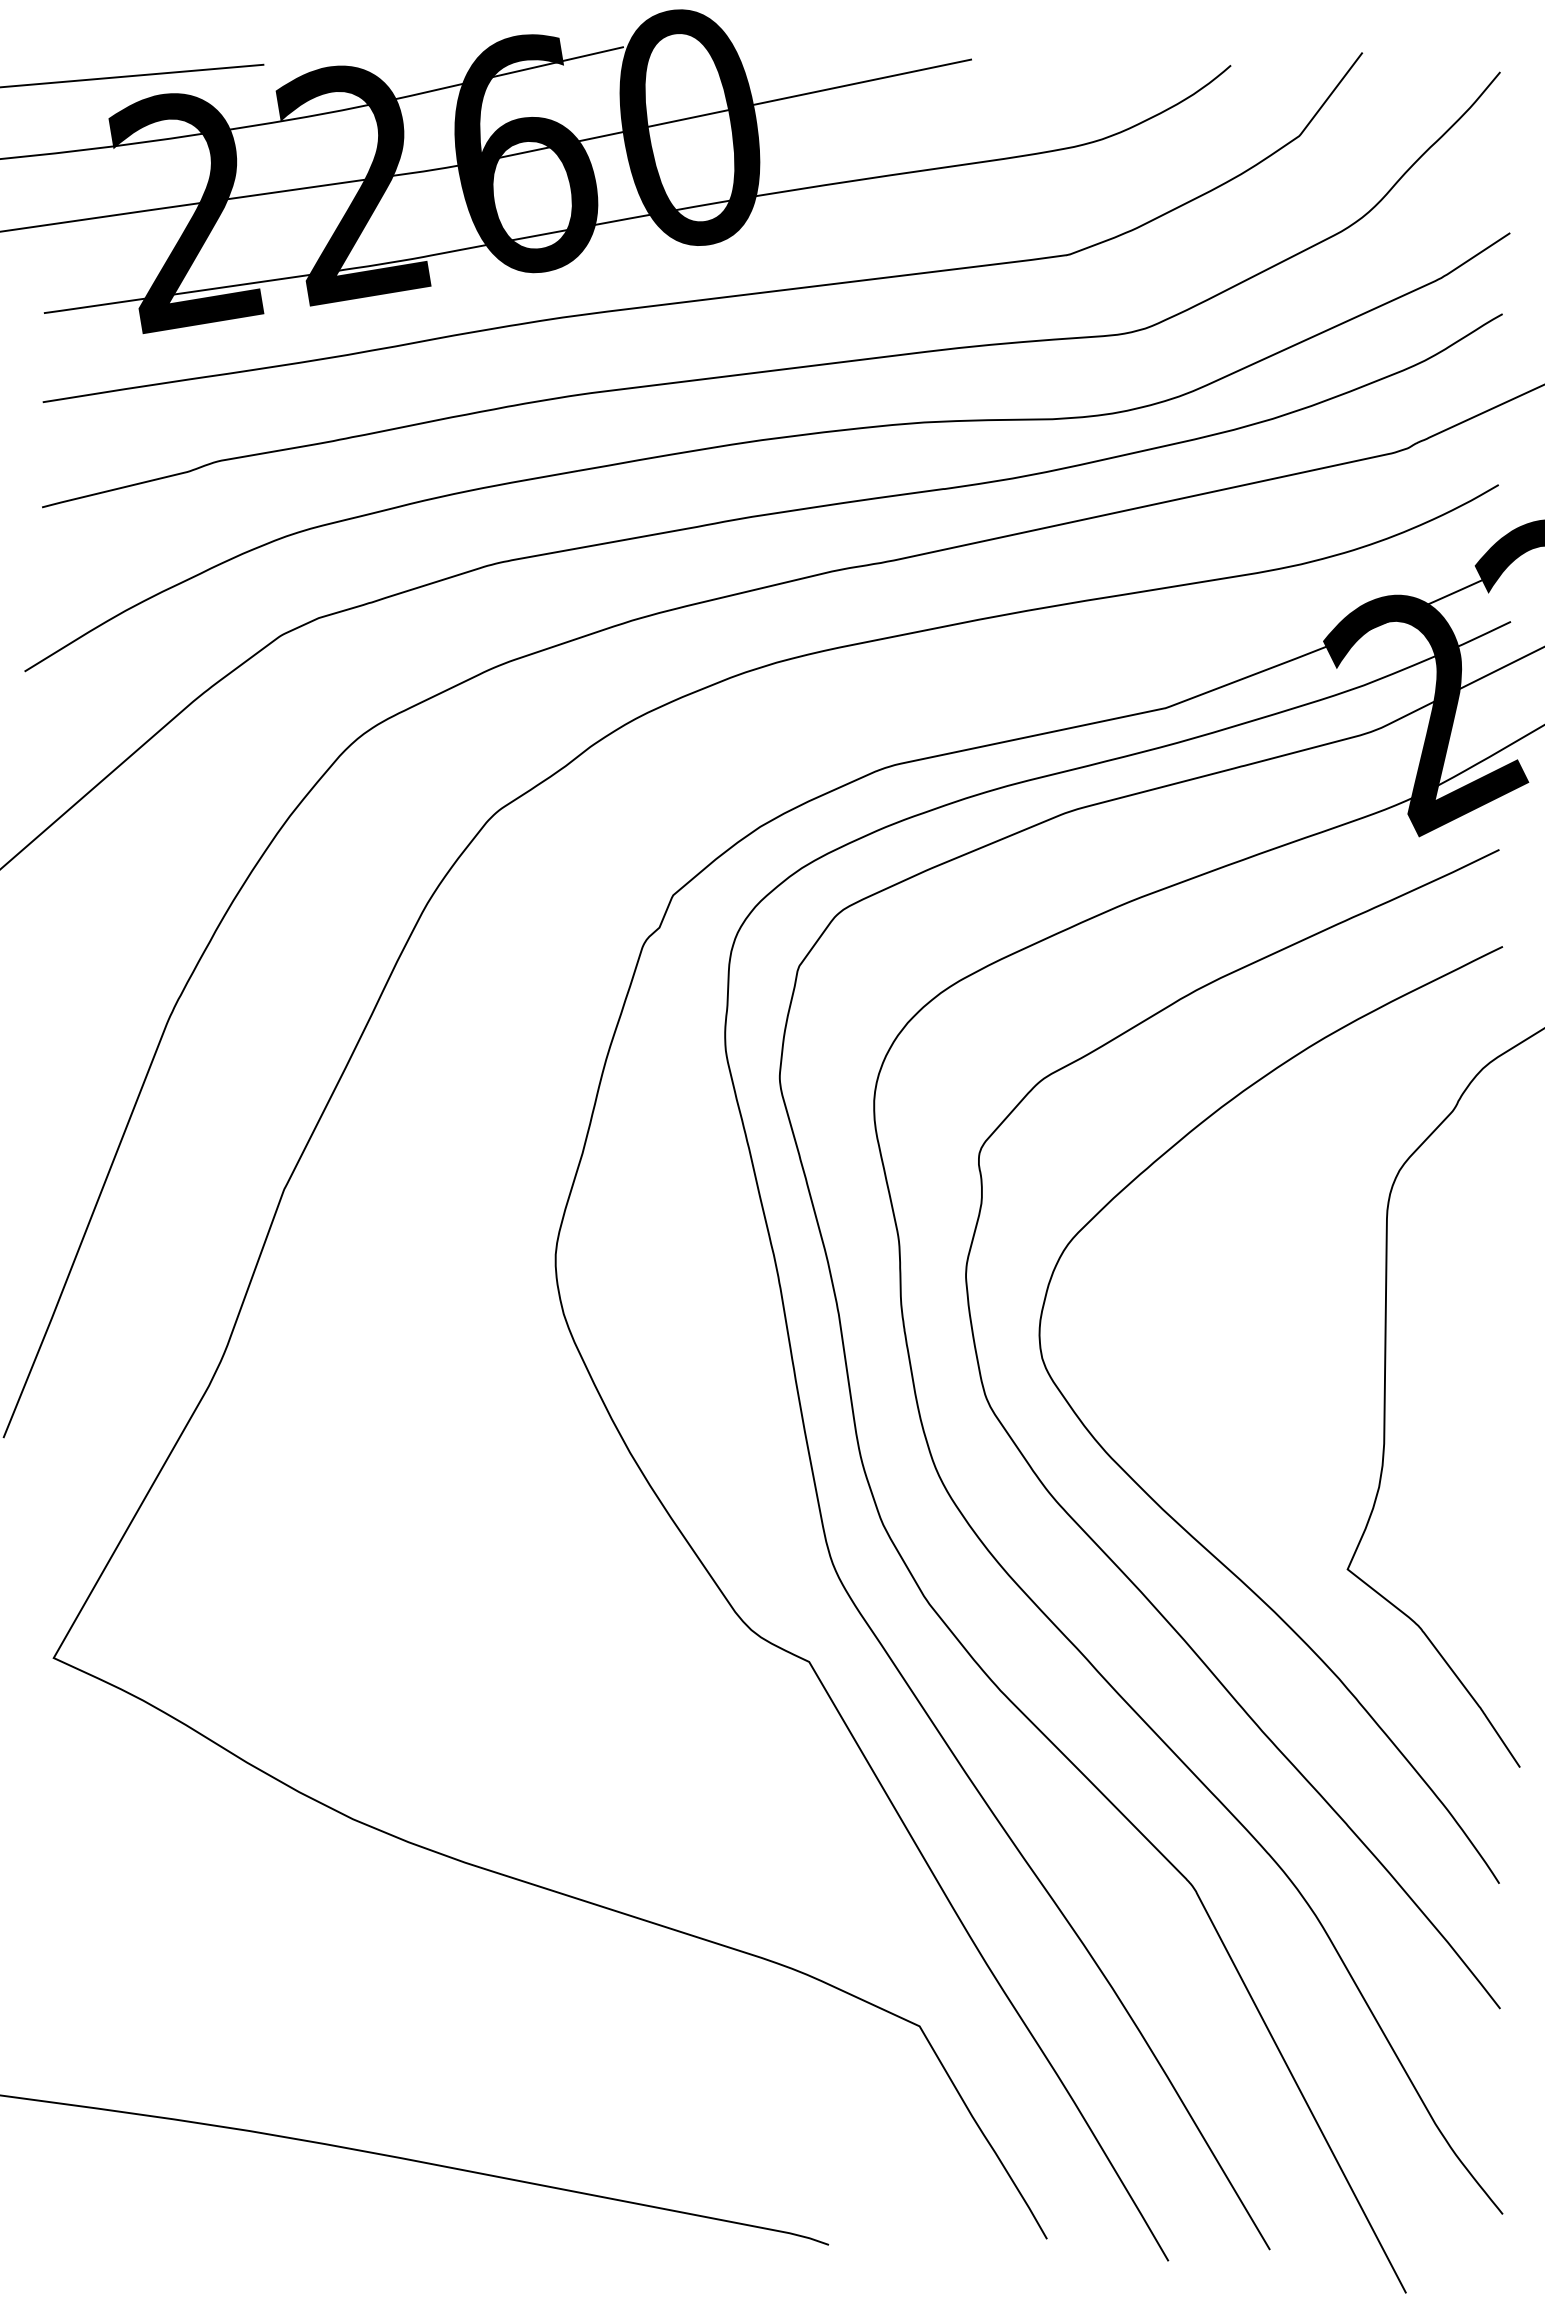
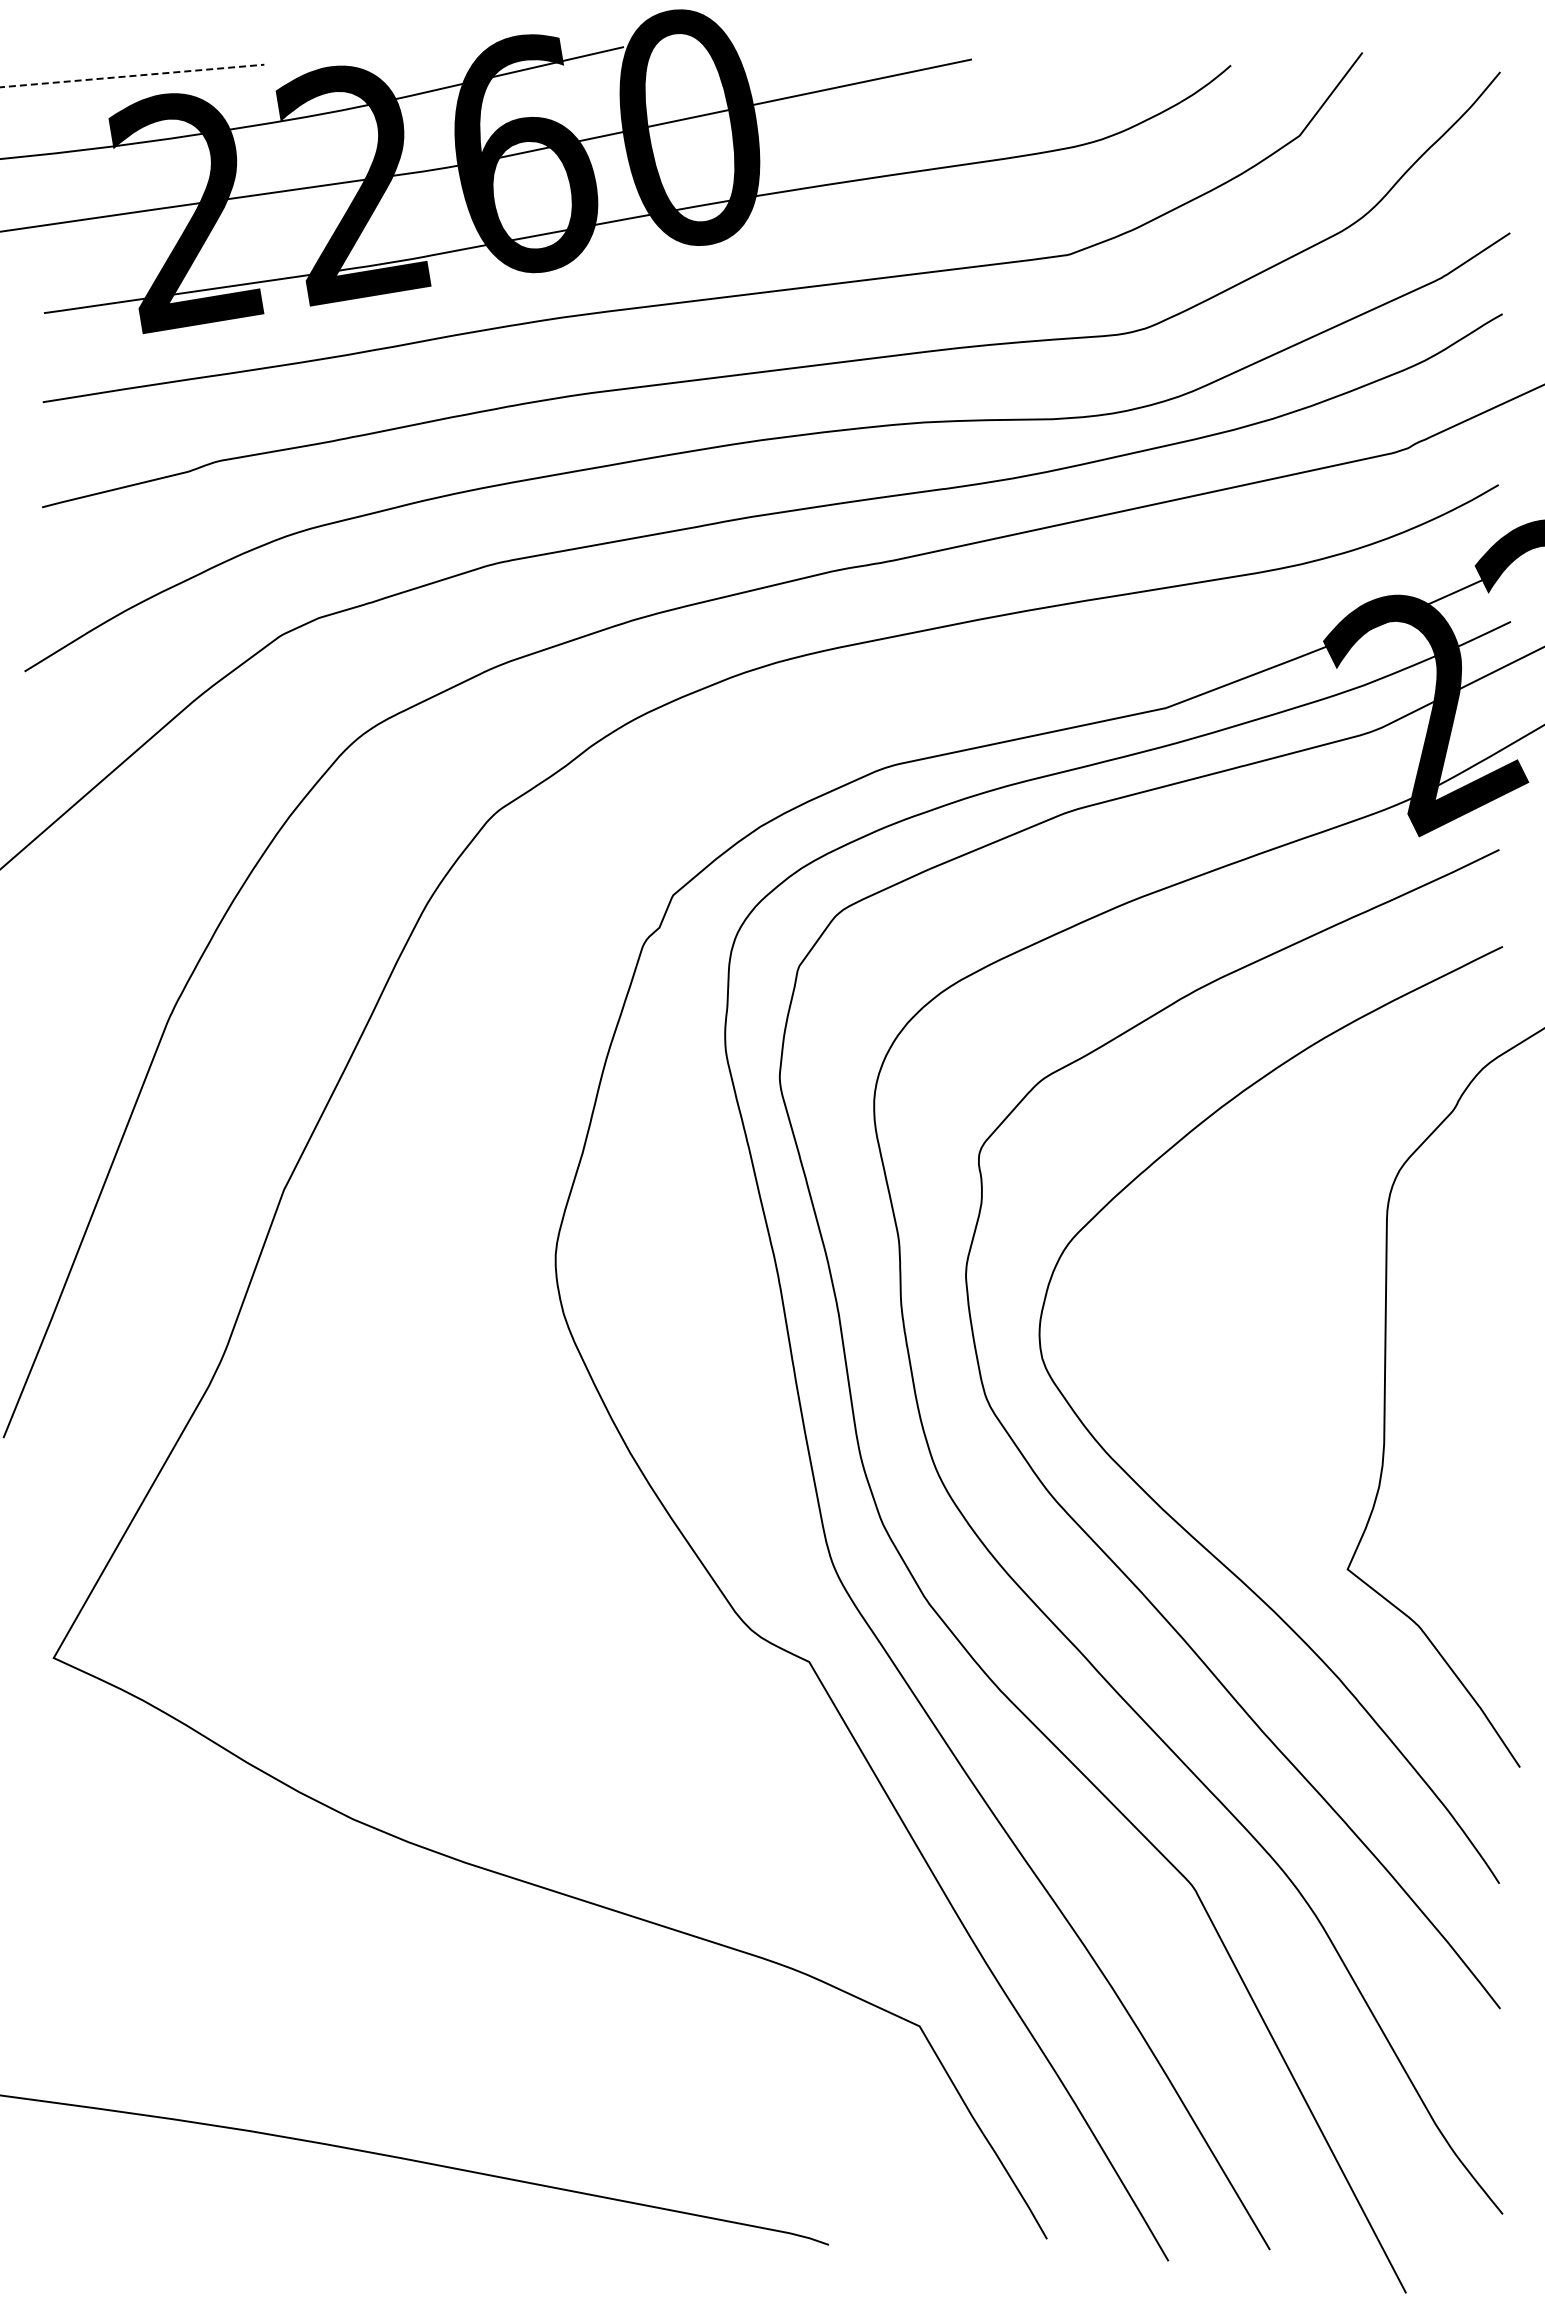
line: solid -> dashed (133, 75)
